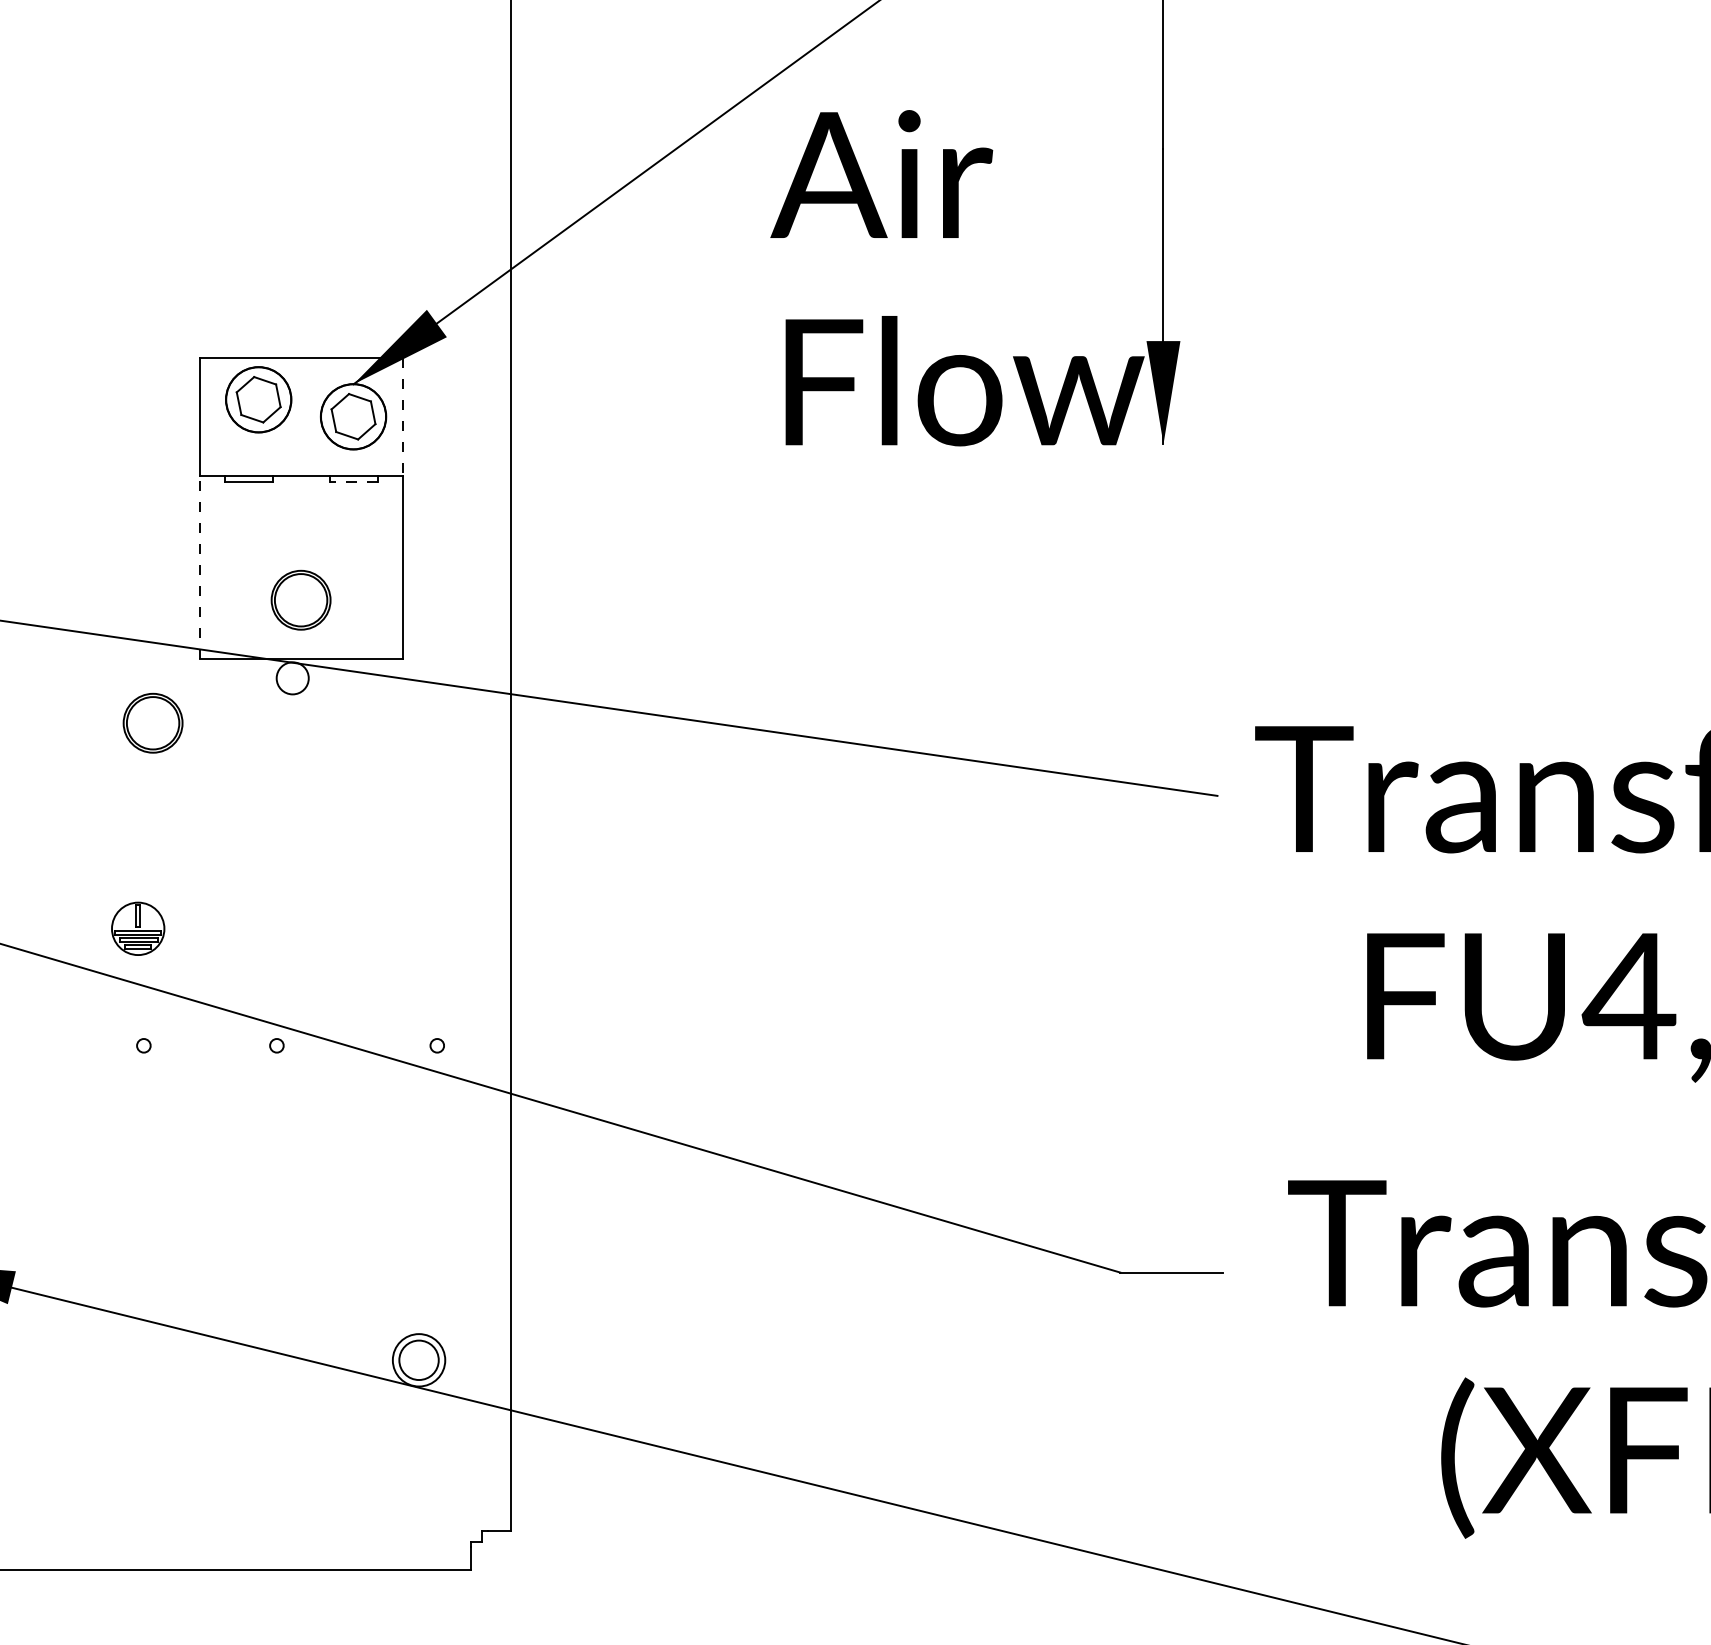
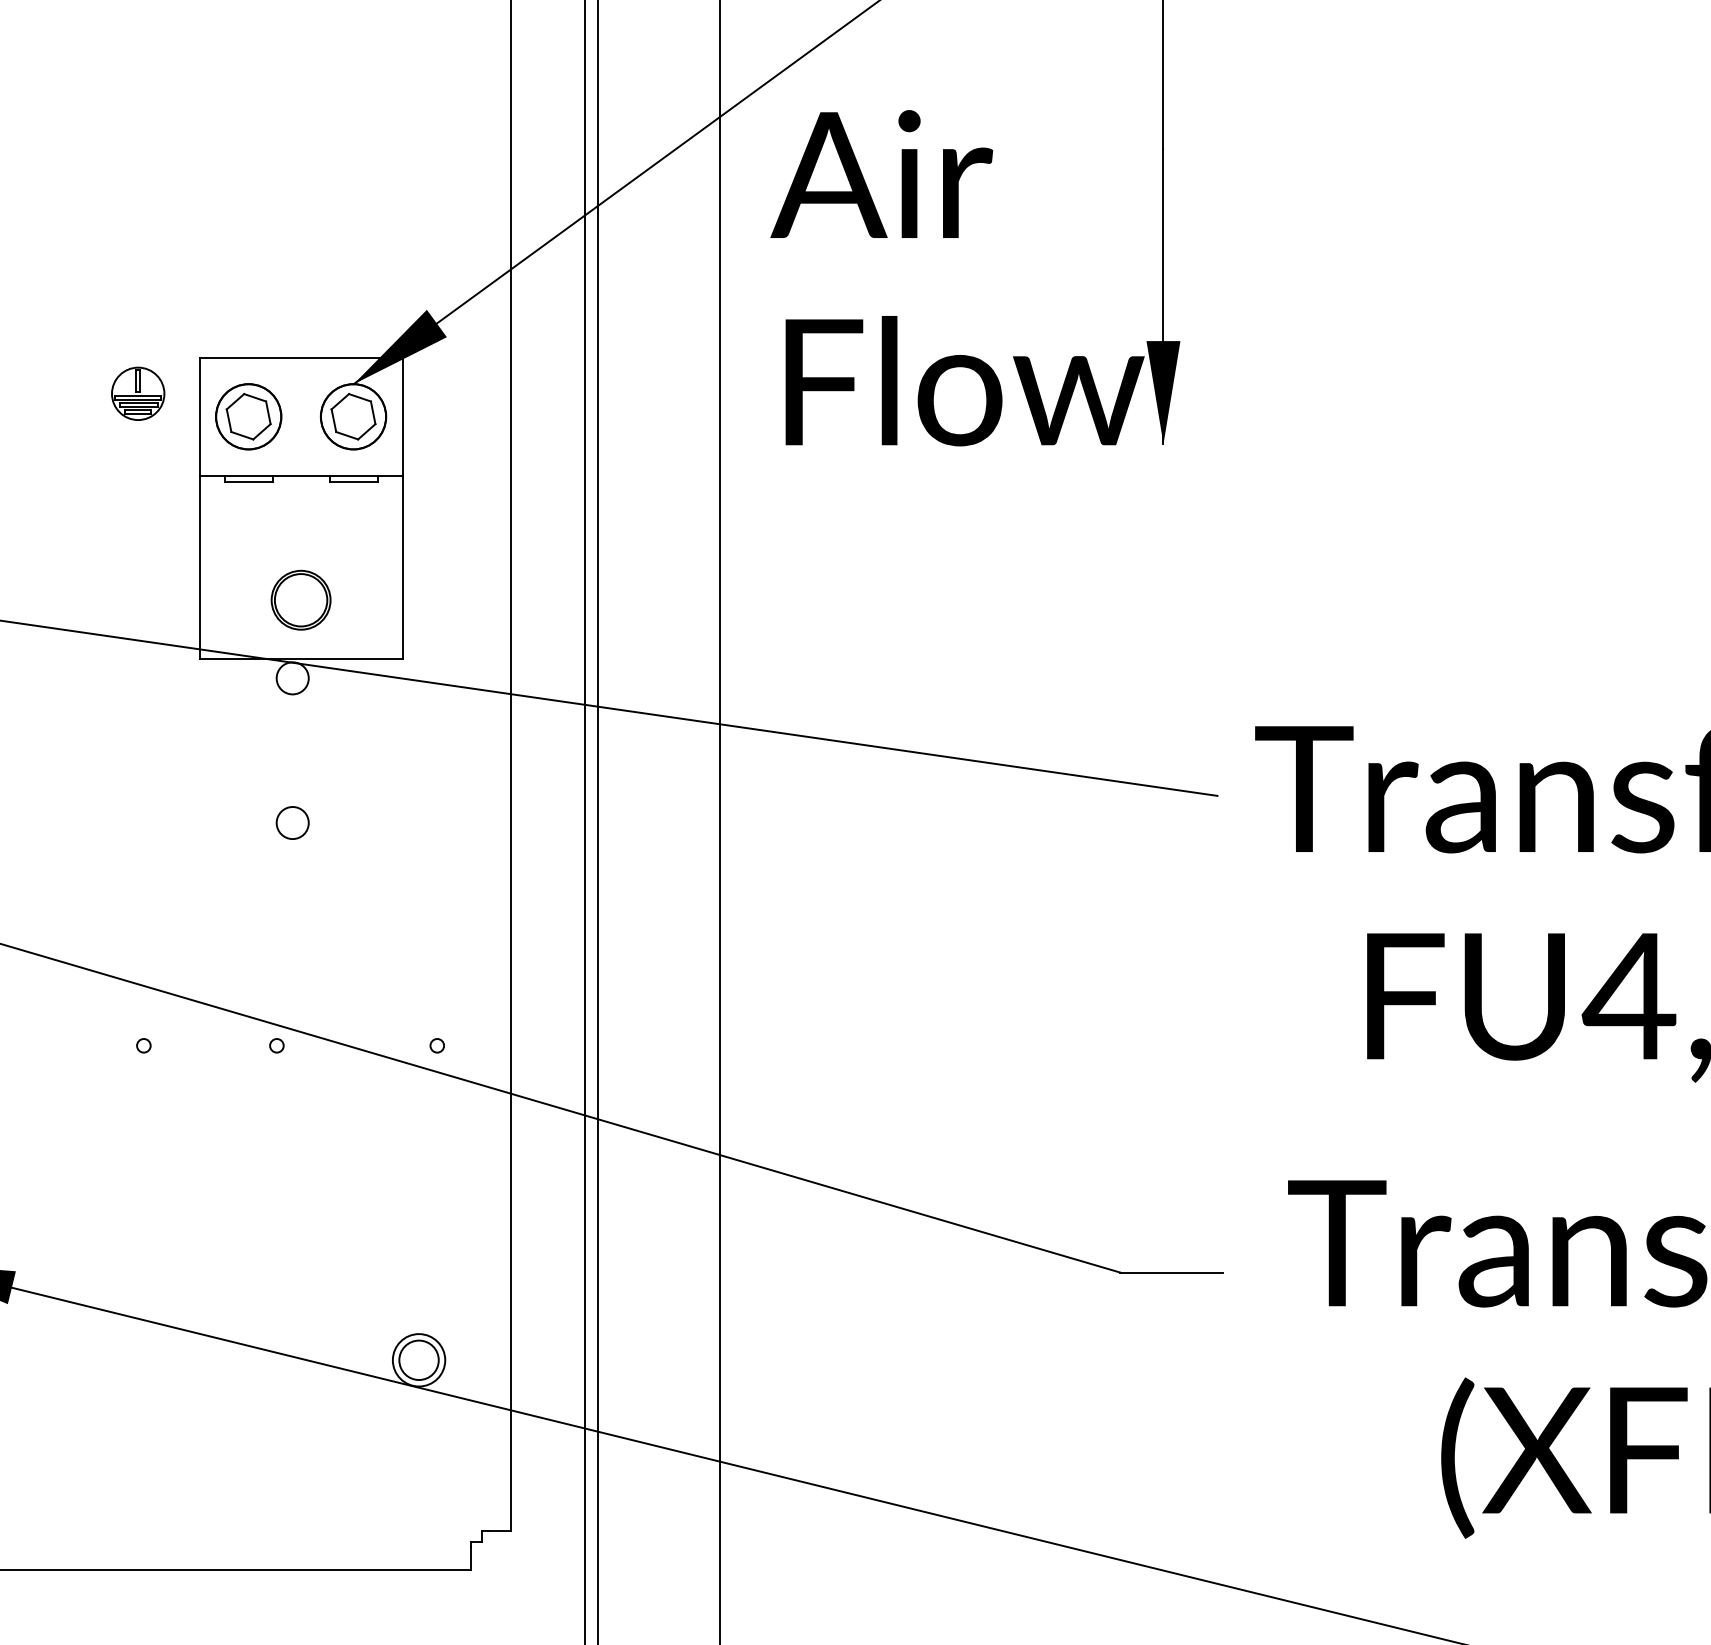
part position: (258, 399) -> (248, 416) (248, 416)
line: dashed -> solid (402, 416)
line: dashed -> solid (353, 482)
line: dashed -> solid (199, 567)
part: present -> none (152, 722)
line: none -> present (584, 821)
line: none -> present (597, 821)
line: none -> present (720, 821)
circle: none -> present (292, 822)
part position: (138, 928) -> (138, 393) (138, 393)
